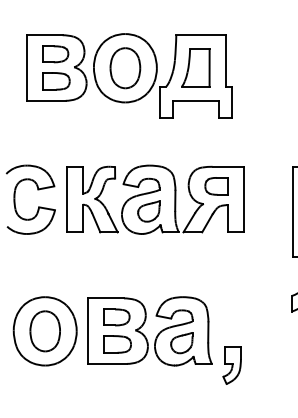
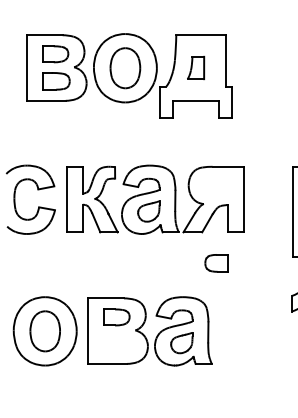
part size: 30x40 px -> 19x26 px (196, 67)
part position: (216, 186) -> (216, 263) (216, 263)
part: present -> none (117, 344)
part: present -> none (231, 365)
